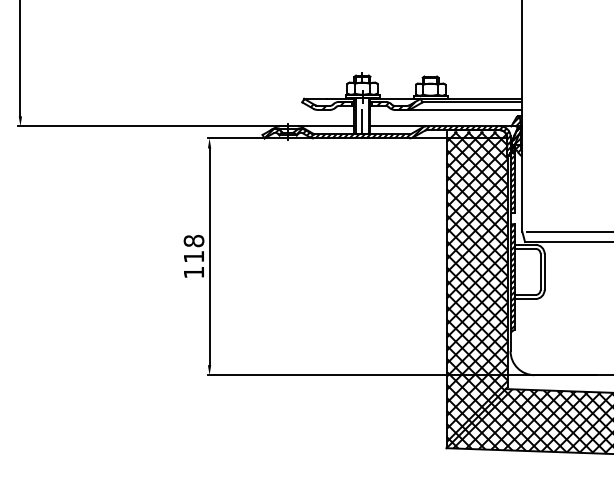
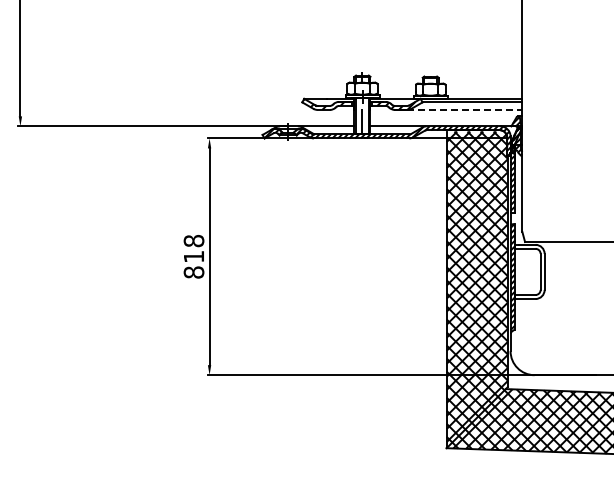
line: solid -> dashed (464, 109)
line: present -> none (568, 232)
text: 118 -> 818 (193, 272)
